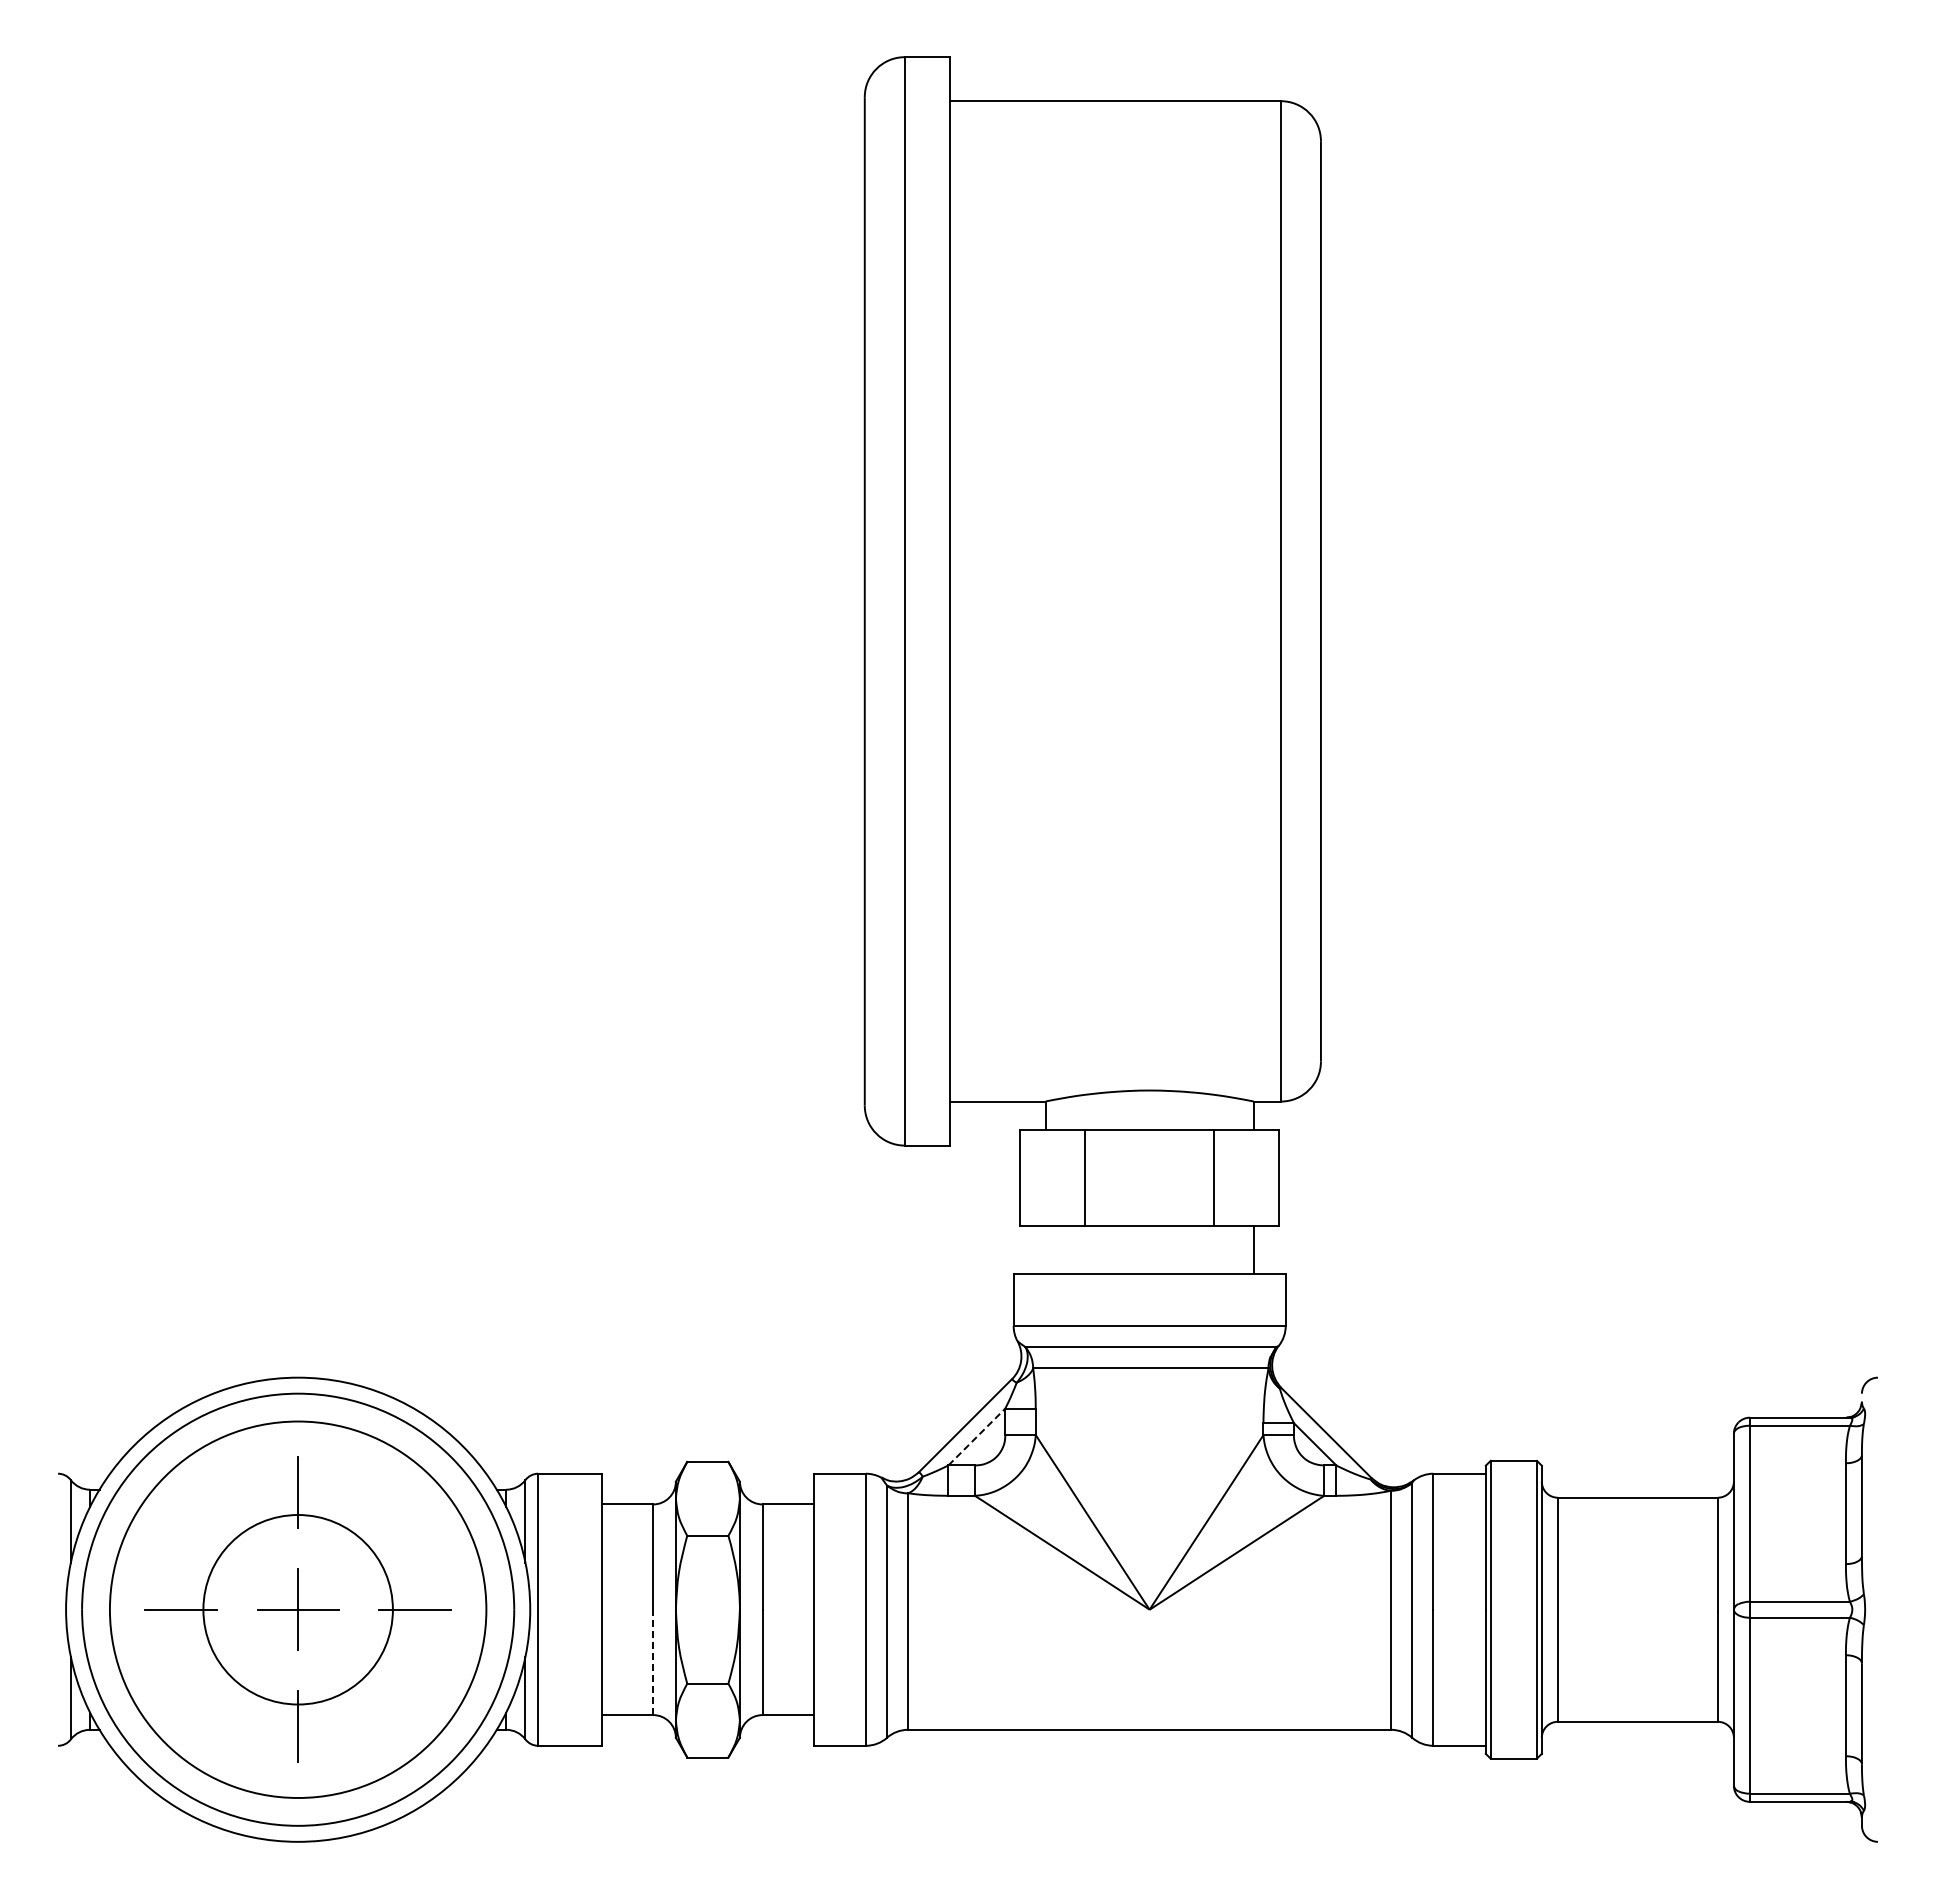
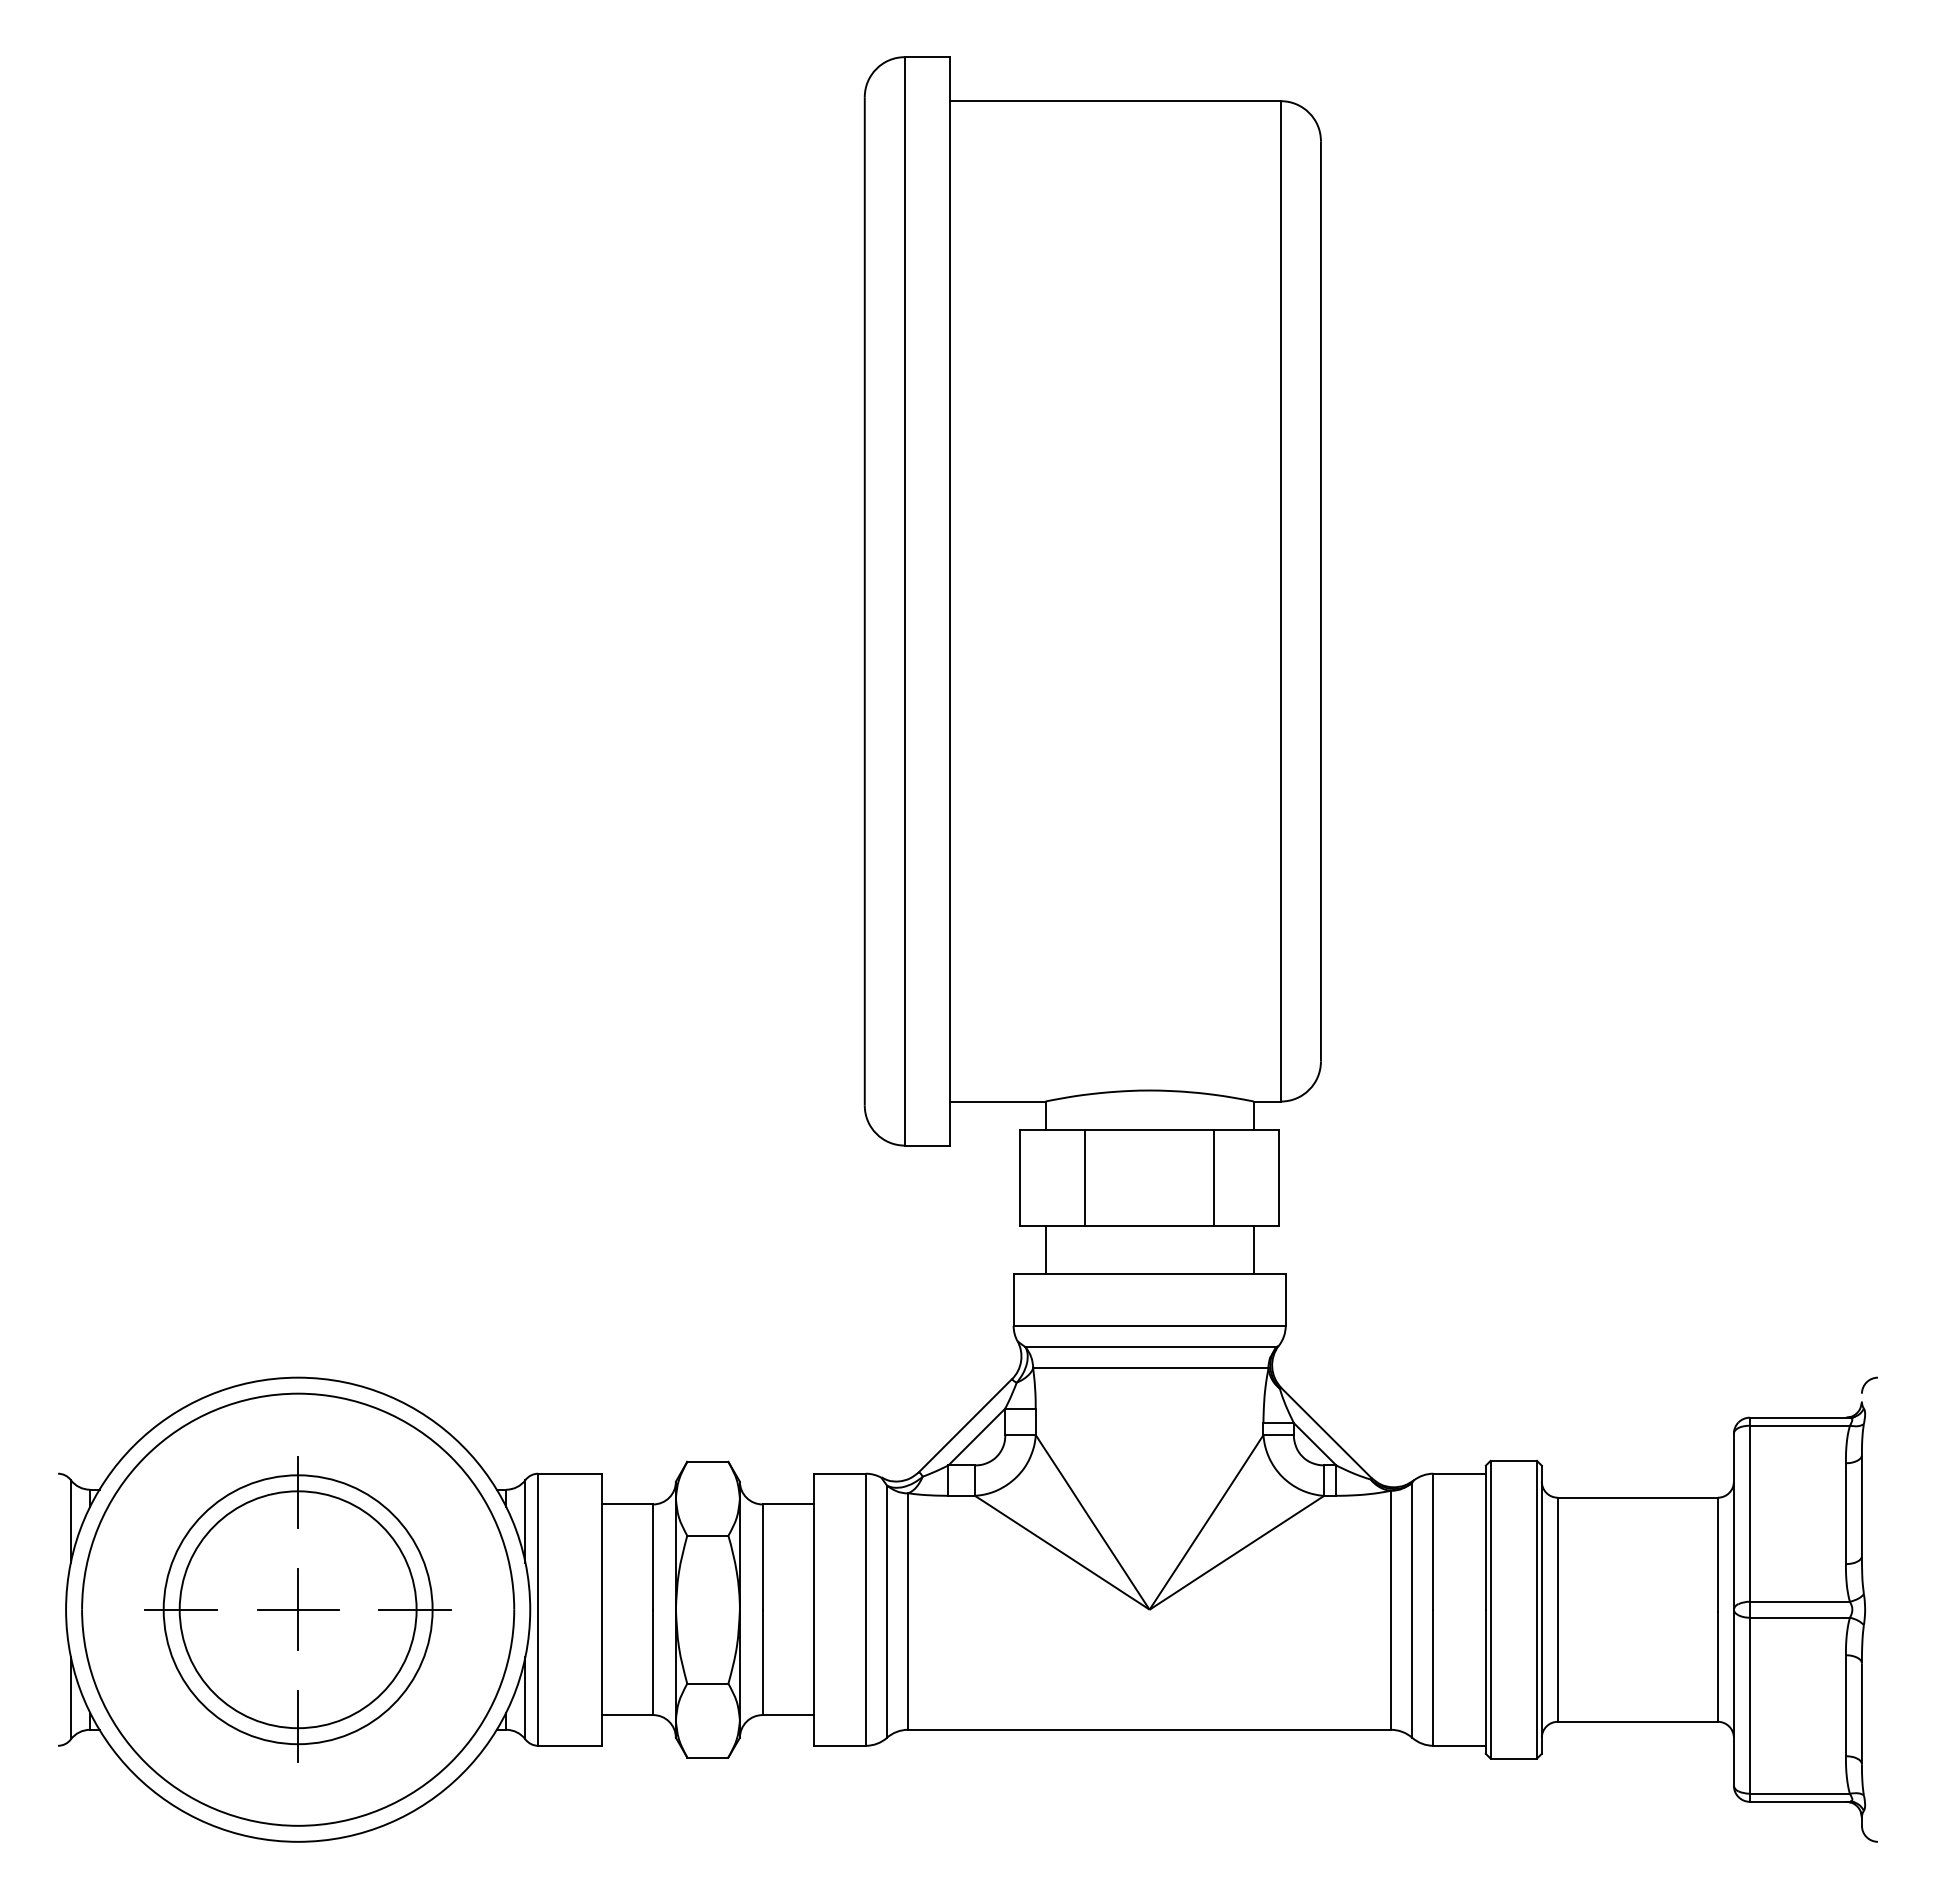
line: none -> present (1045, 1249)
line: dashed -> solid (977, 1436)
circle diameter: 190 px -> 237 px (297, 1609)
circle diameter: 376 px -> 269 px (297, 1609)
line: dashed -> solid (653, 1662)
